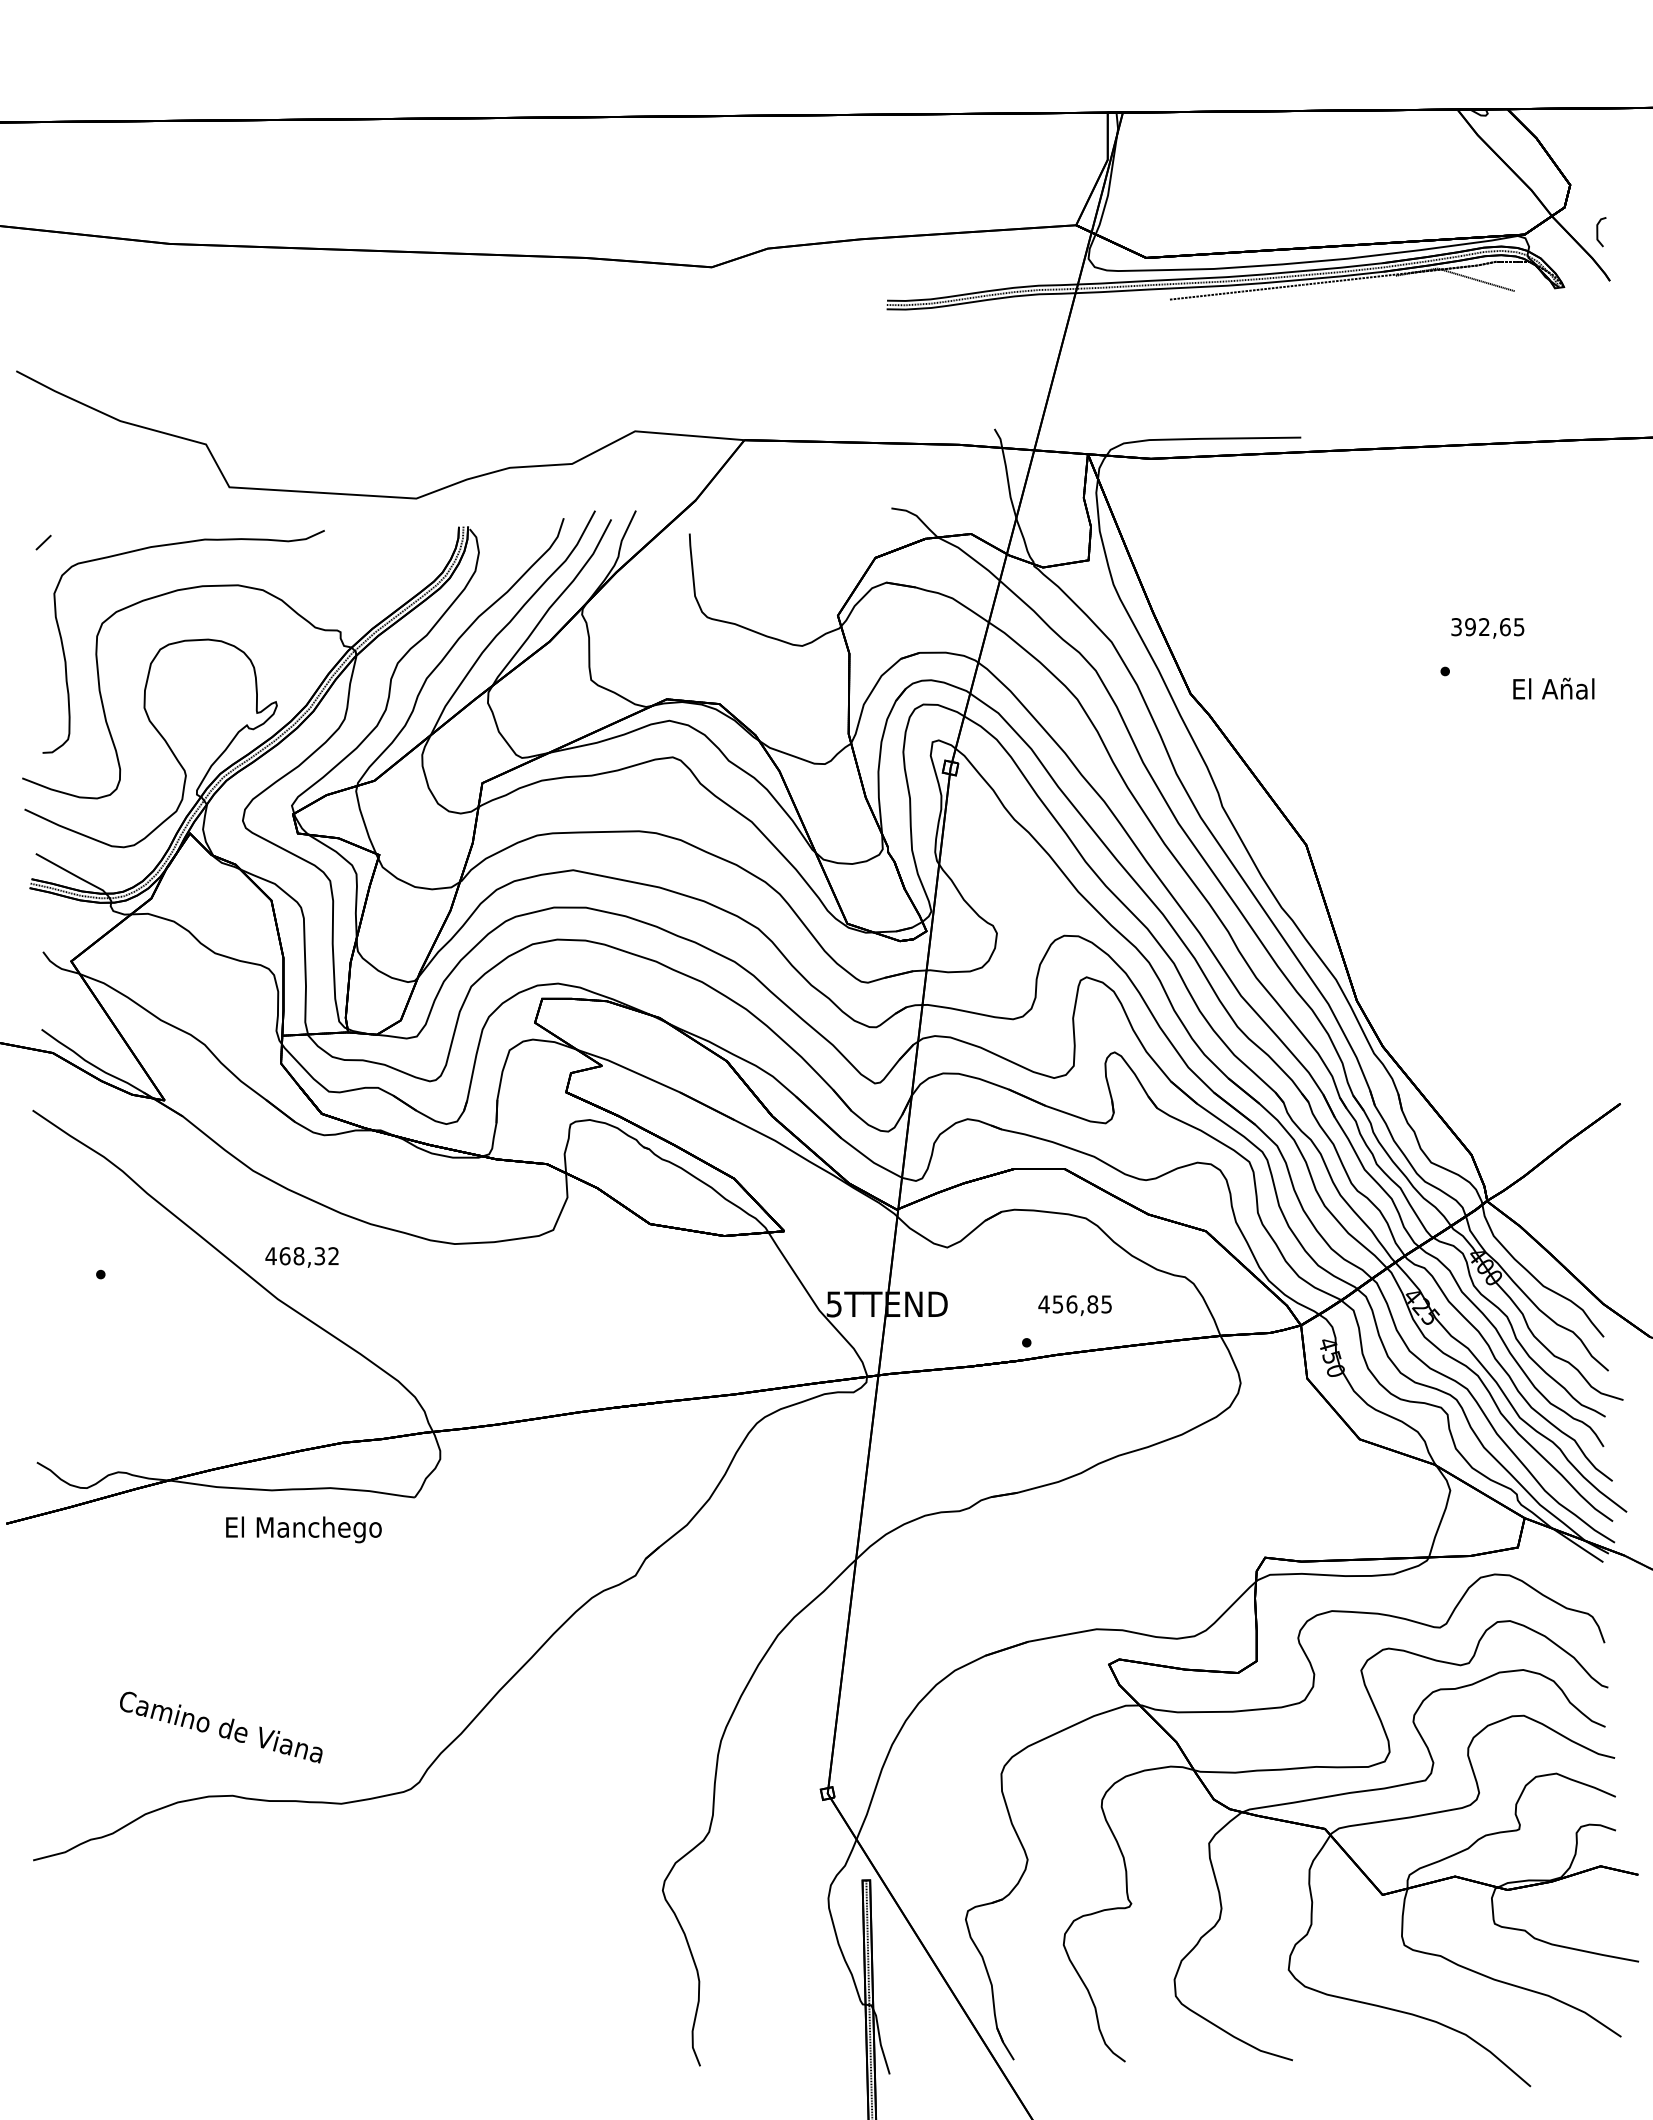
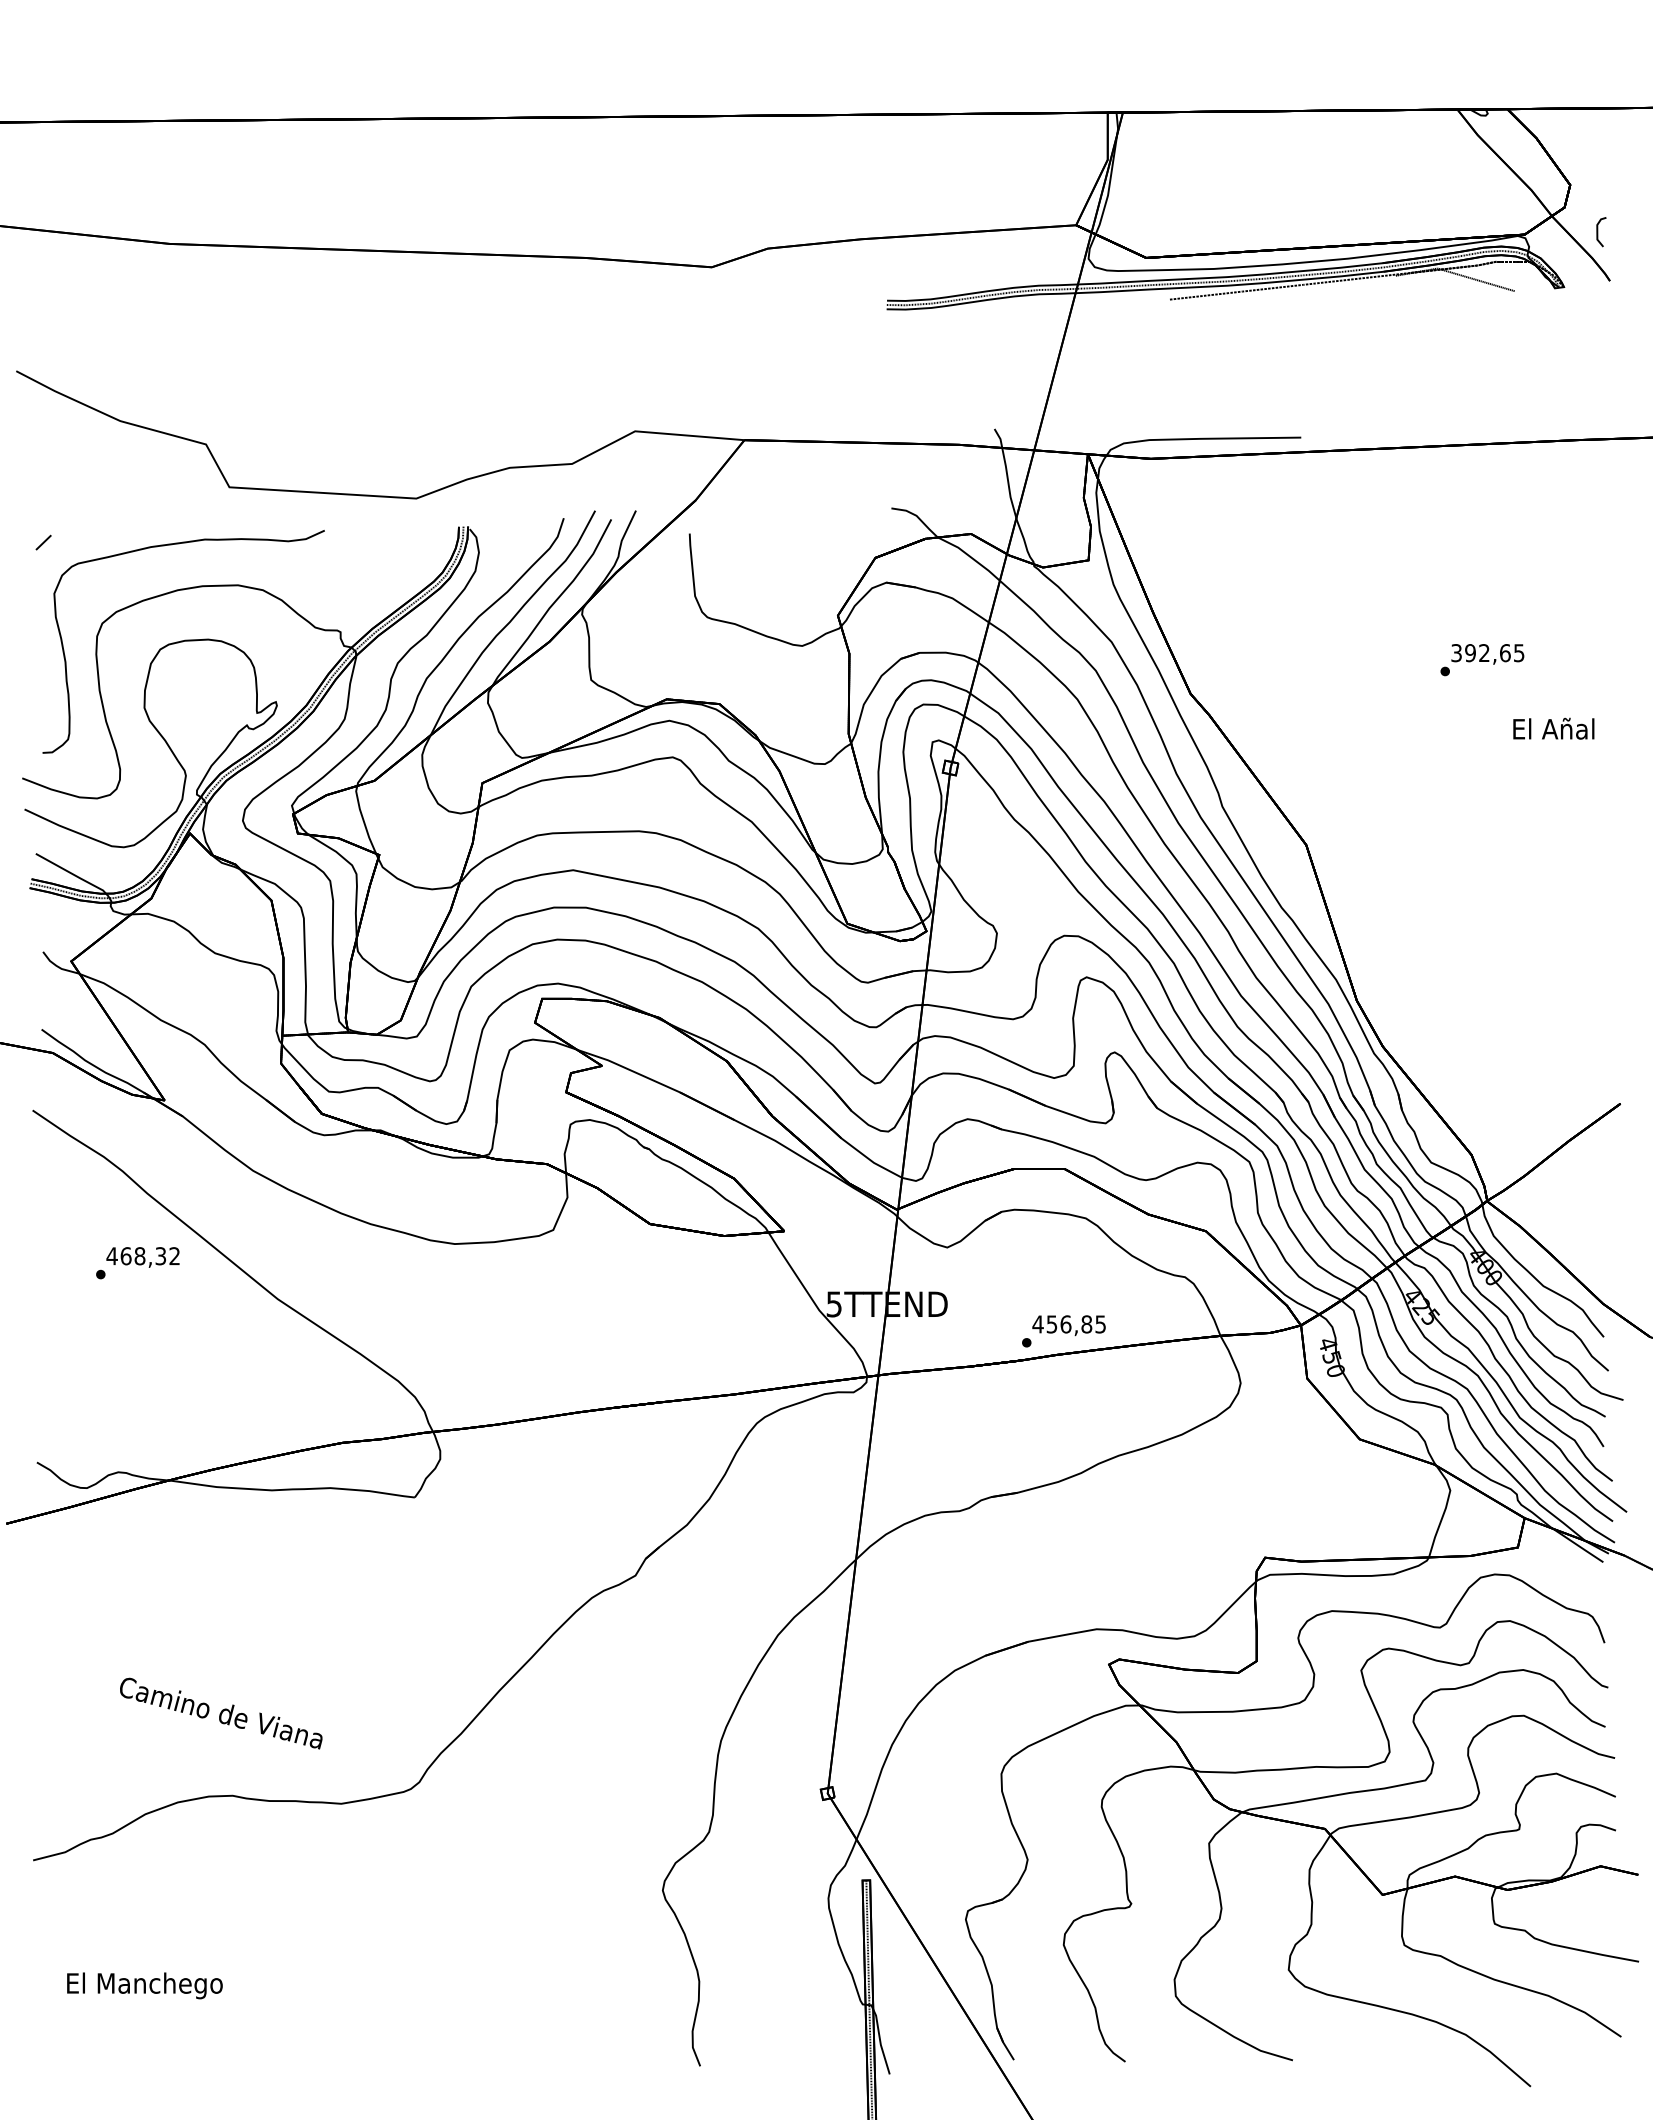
text position: (1487, 628) -> (1487, 654) (1487, 654)
text position: (1553, 688) -> (1553, 728) (1553, 728)
text position: (301, 1257) -> (142, 1257) (142, 1257)
text position: (1074, 1305) -> (1068, 1325) (1068, 1325)
text position: (303, 1529) -> (144, 1985) (144, 1985)
text position: (221, 1727) -> (221, 1713) (221, 1713)
